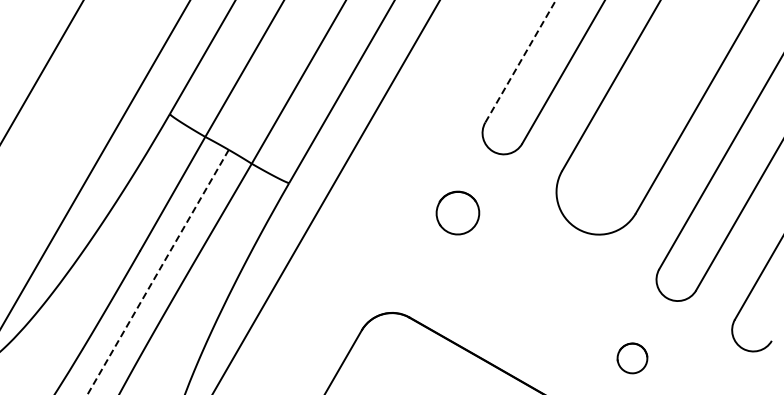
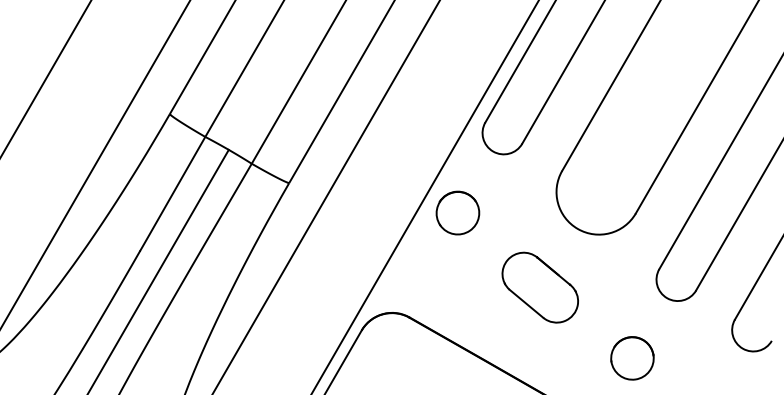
line: dashed -> solid (520, 61)
line position: (42, 71) -> (46, 78) (46, 78)
line: none -> present (424, 196)
line: dashed -> solid (157, 272)
part: none -> present (539, 287)
part size: 33x33 px -> 45x45 px (632, 358)
